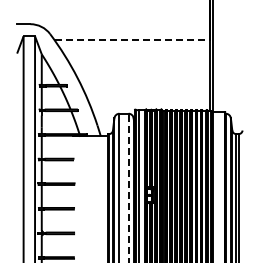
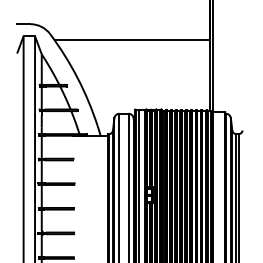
line: dashed -> solid (132, 40)
line: dashed -> solid (128, 187)
